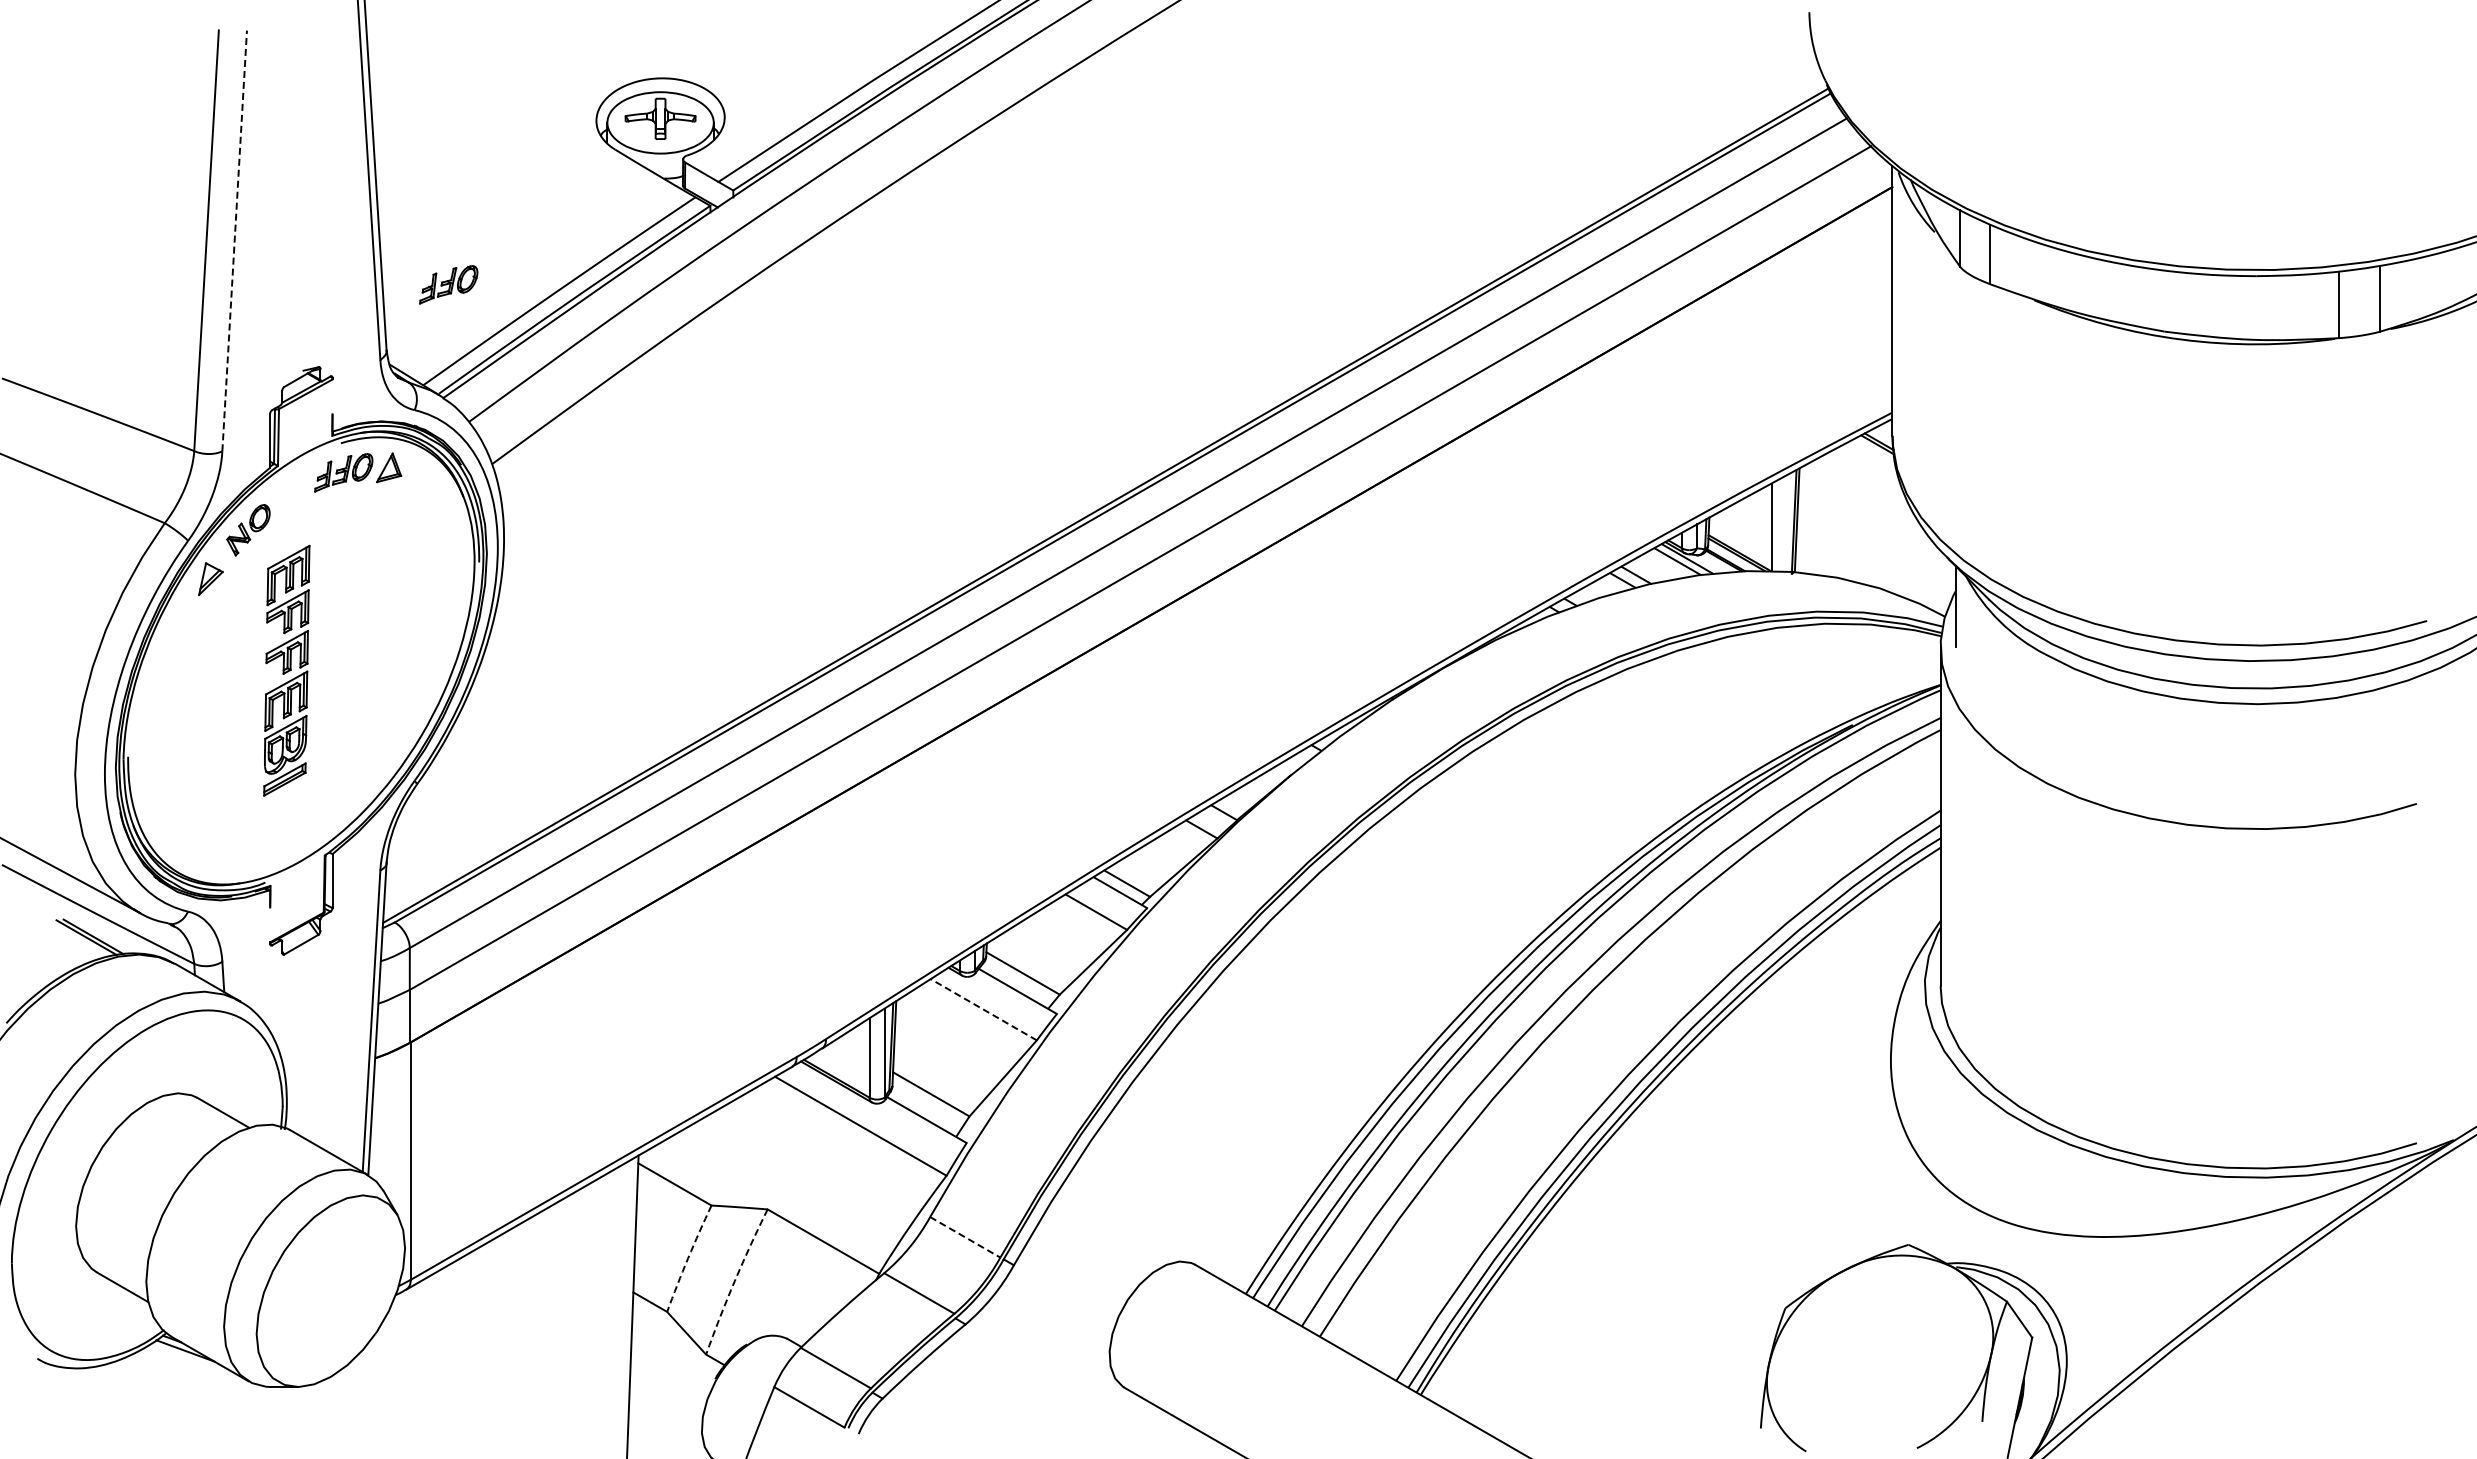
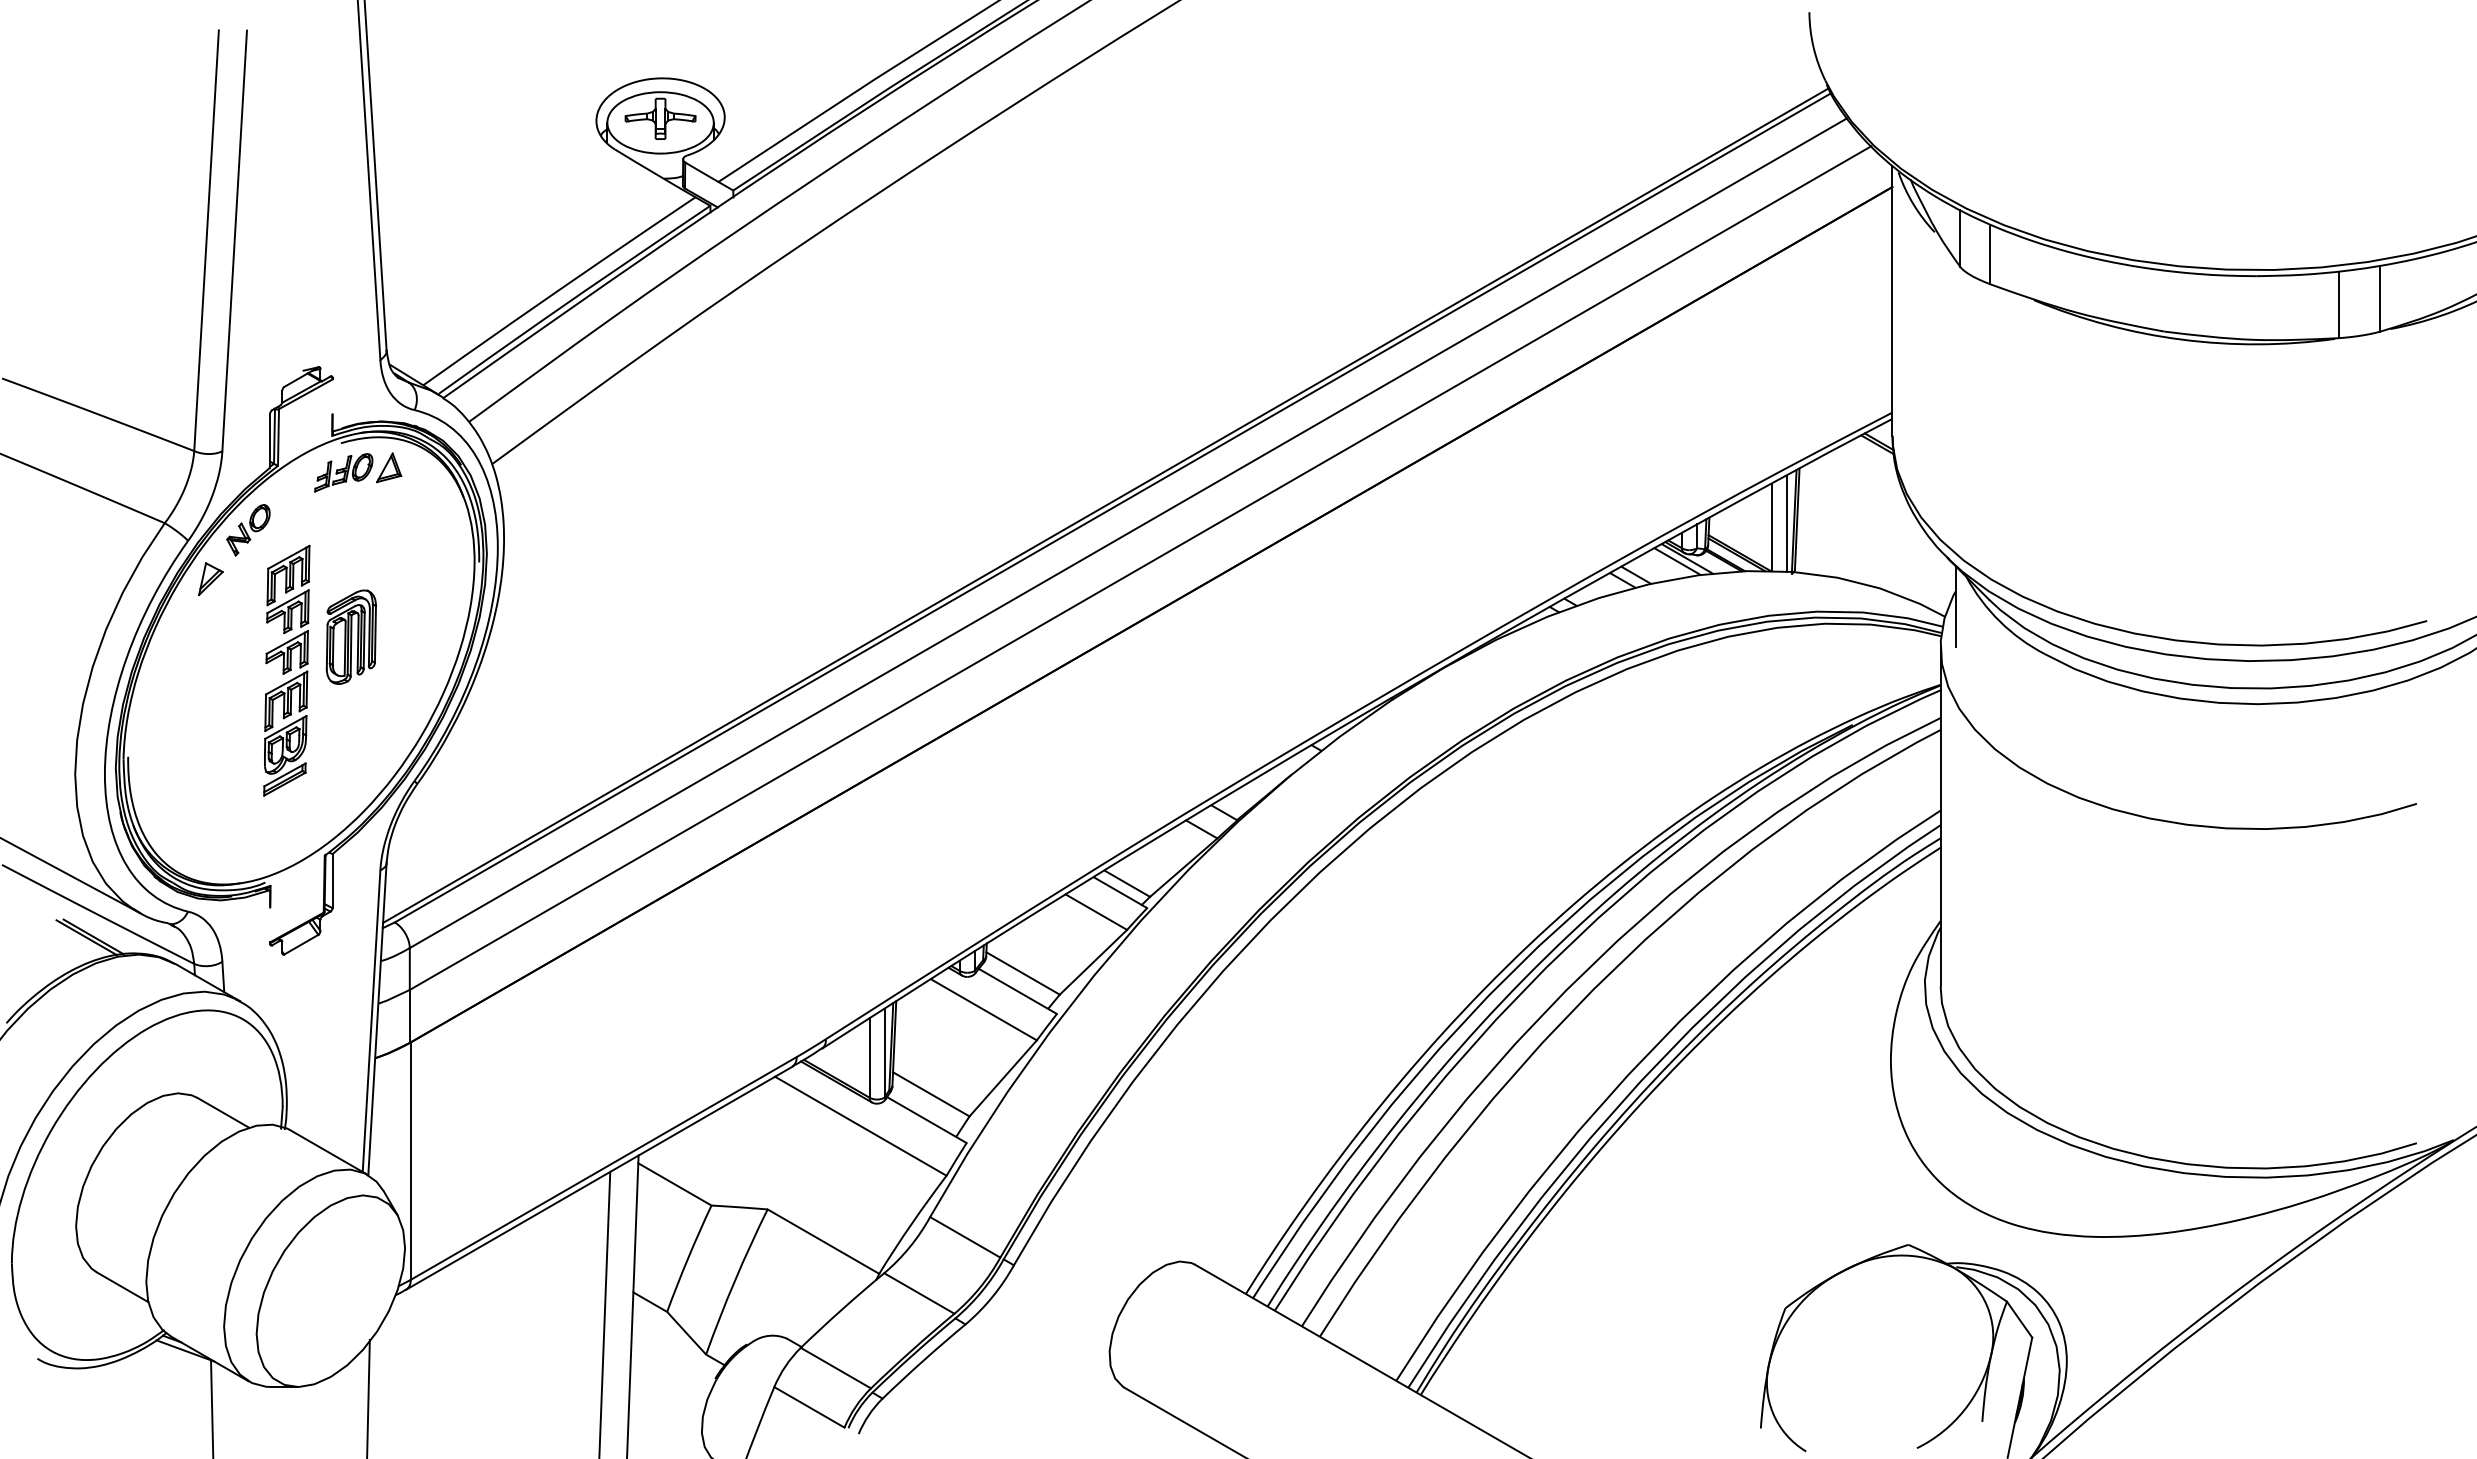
line: dashed -> solid (234, 240)
part: present -> none (448, 284)
line: none -> present (1787, 523)
part: none -> present (350, 636)
line: dashed -> solid (983, 1009)
line: dashed -> solid (965, 1237)
arc: dashed -> solid (688, 1258)
arc: dashed -> solid (734, 1281)
line: none -> present (604, 1313)
line: none -> present (368, 1397)
line: none -> present (212, 1407)
